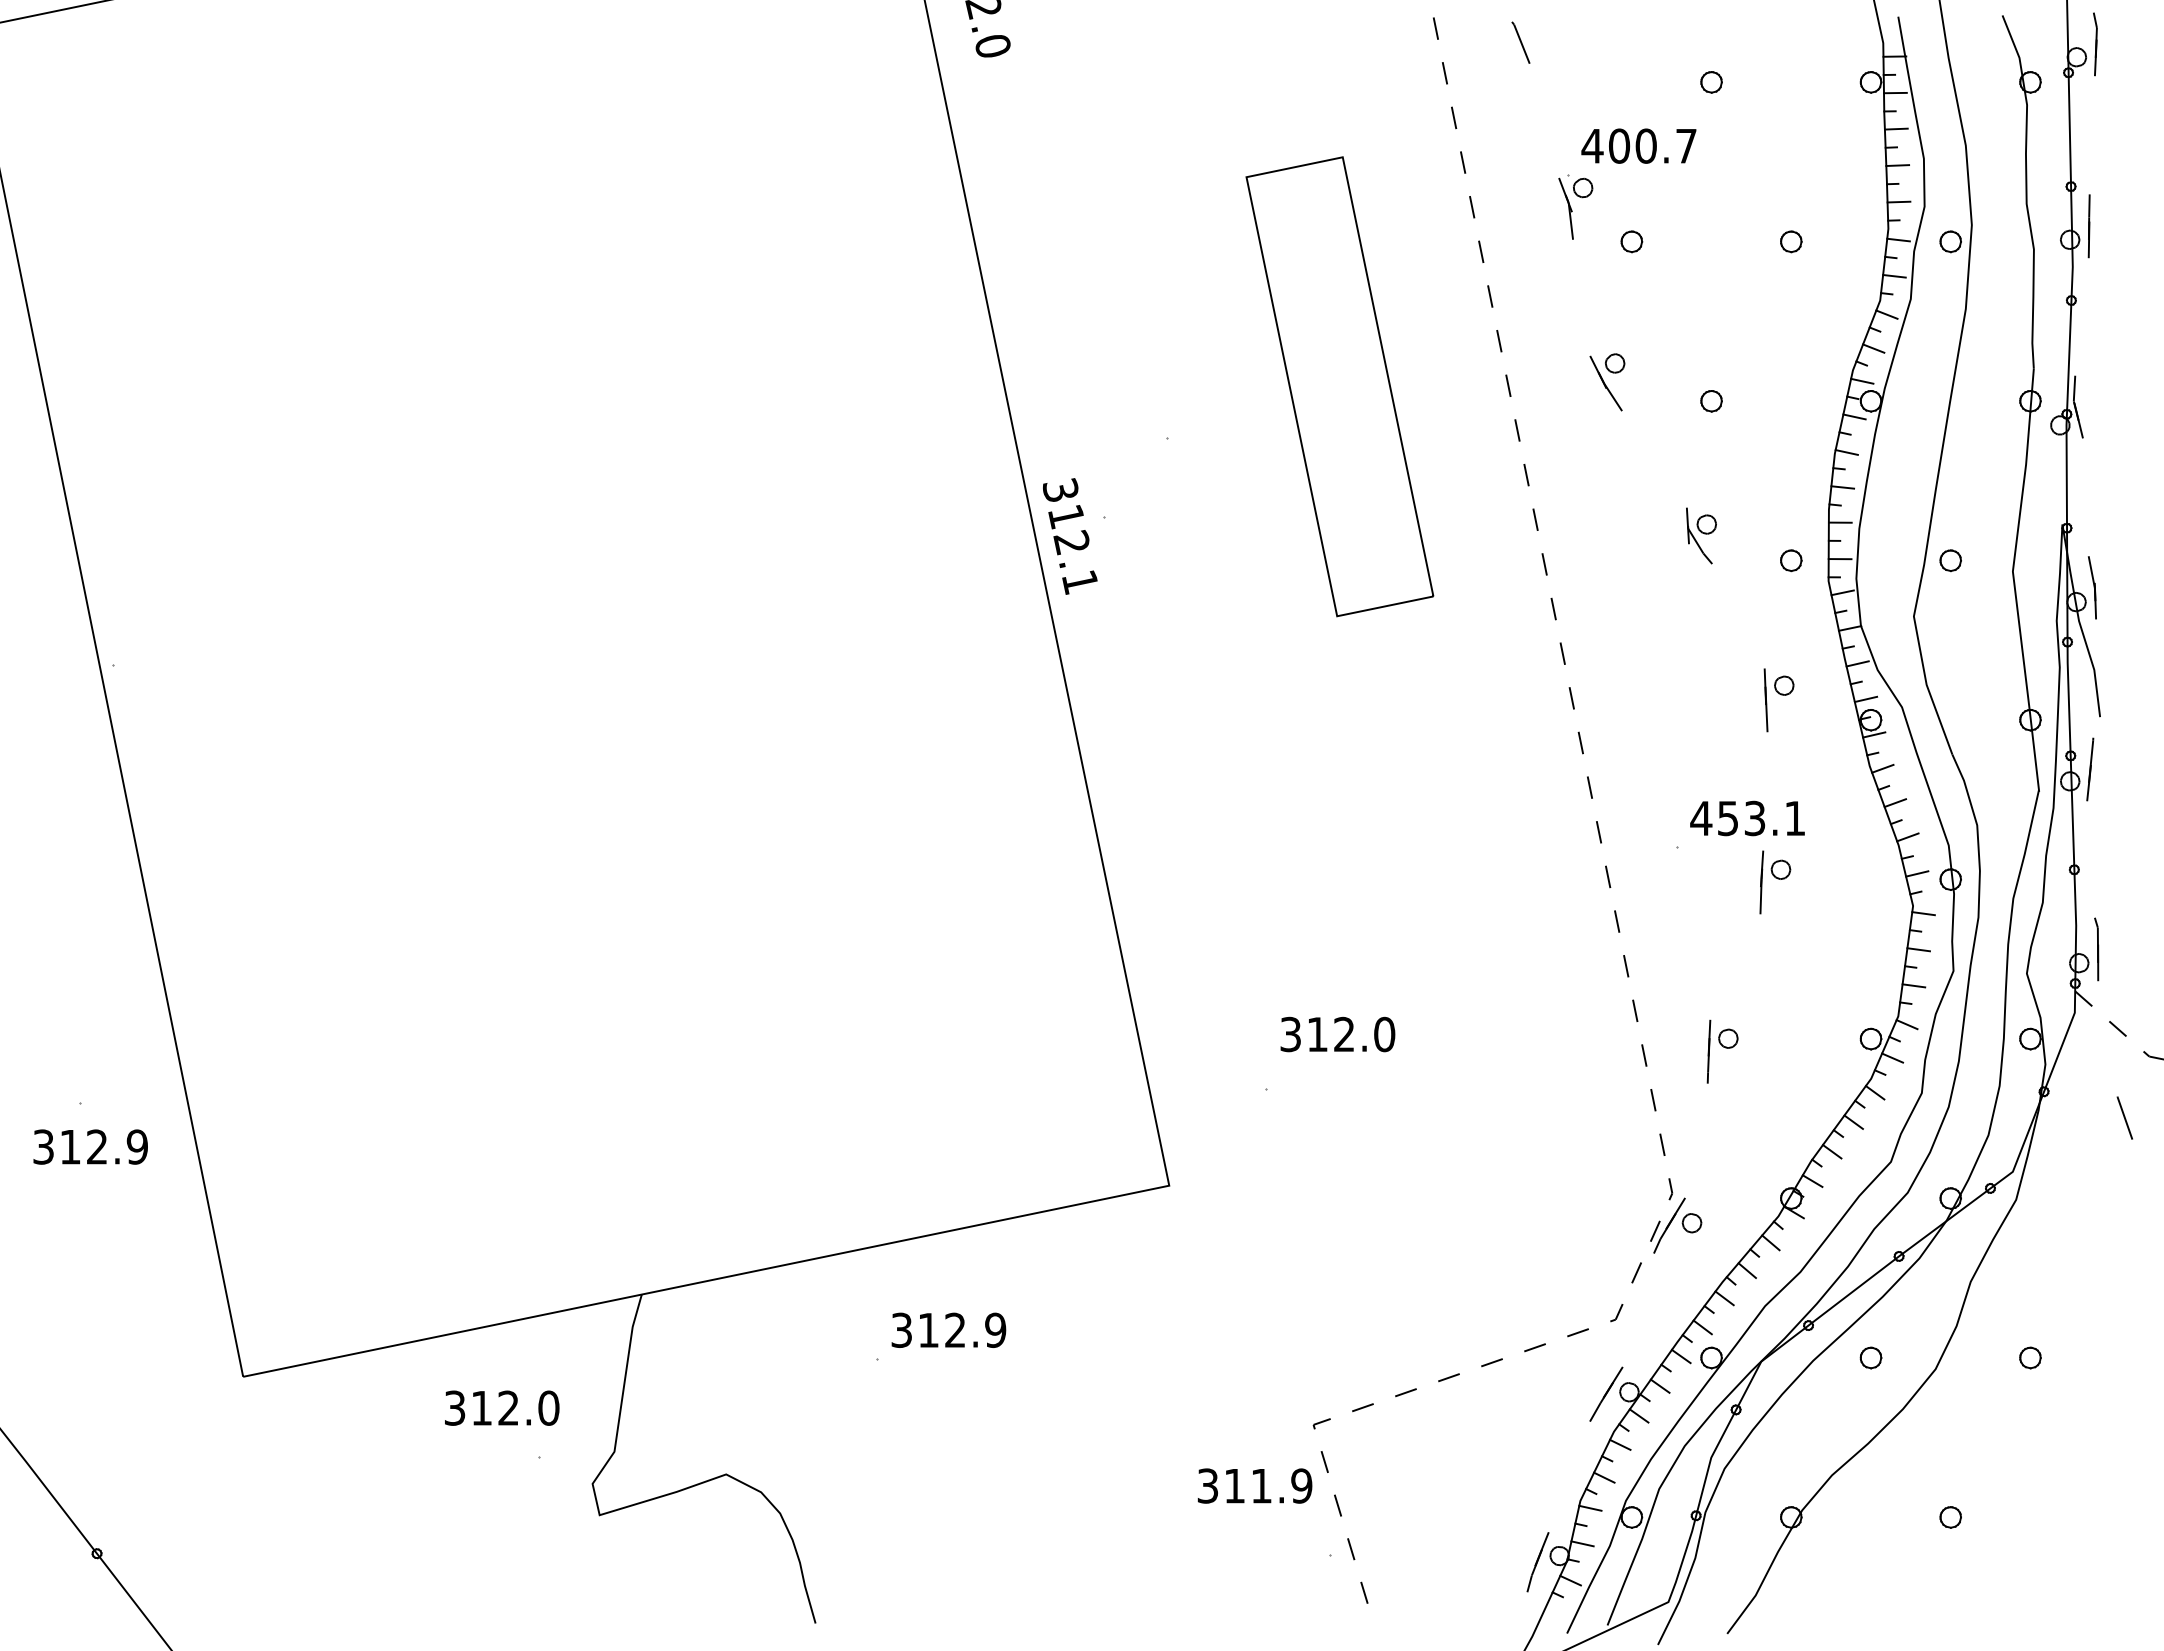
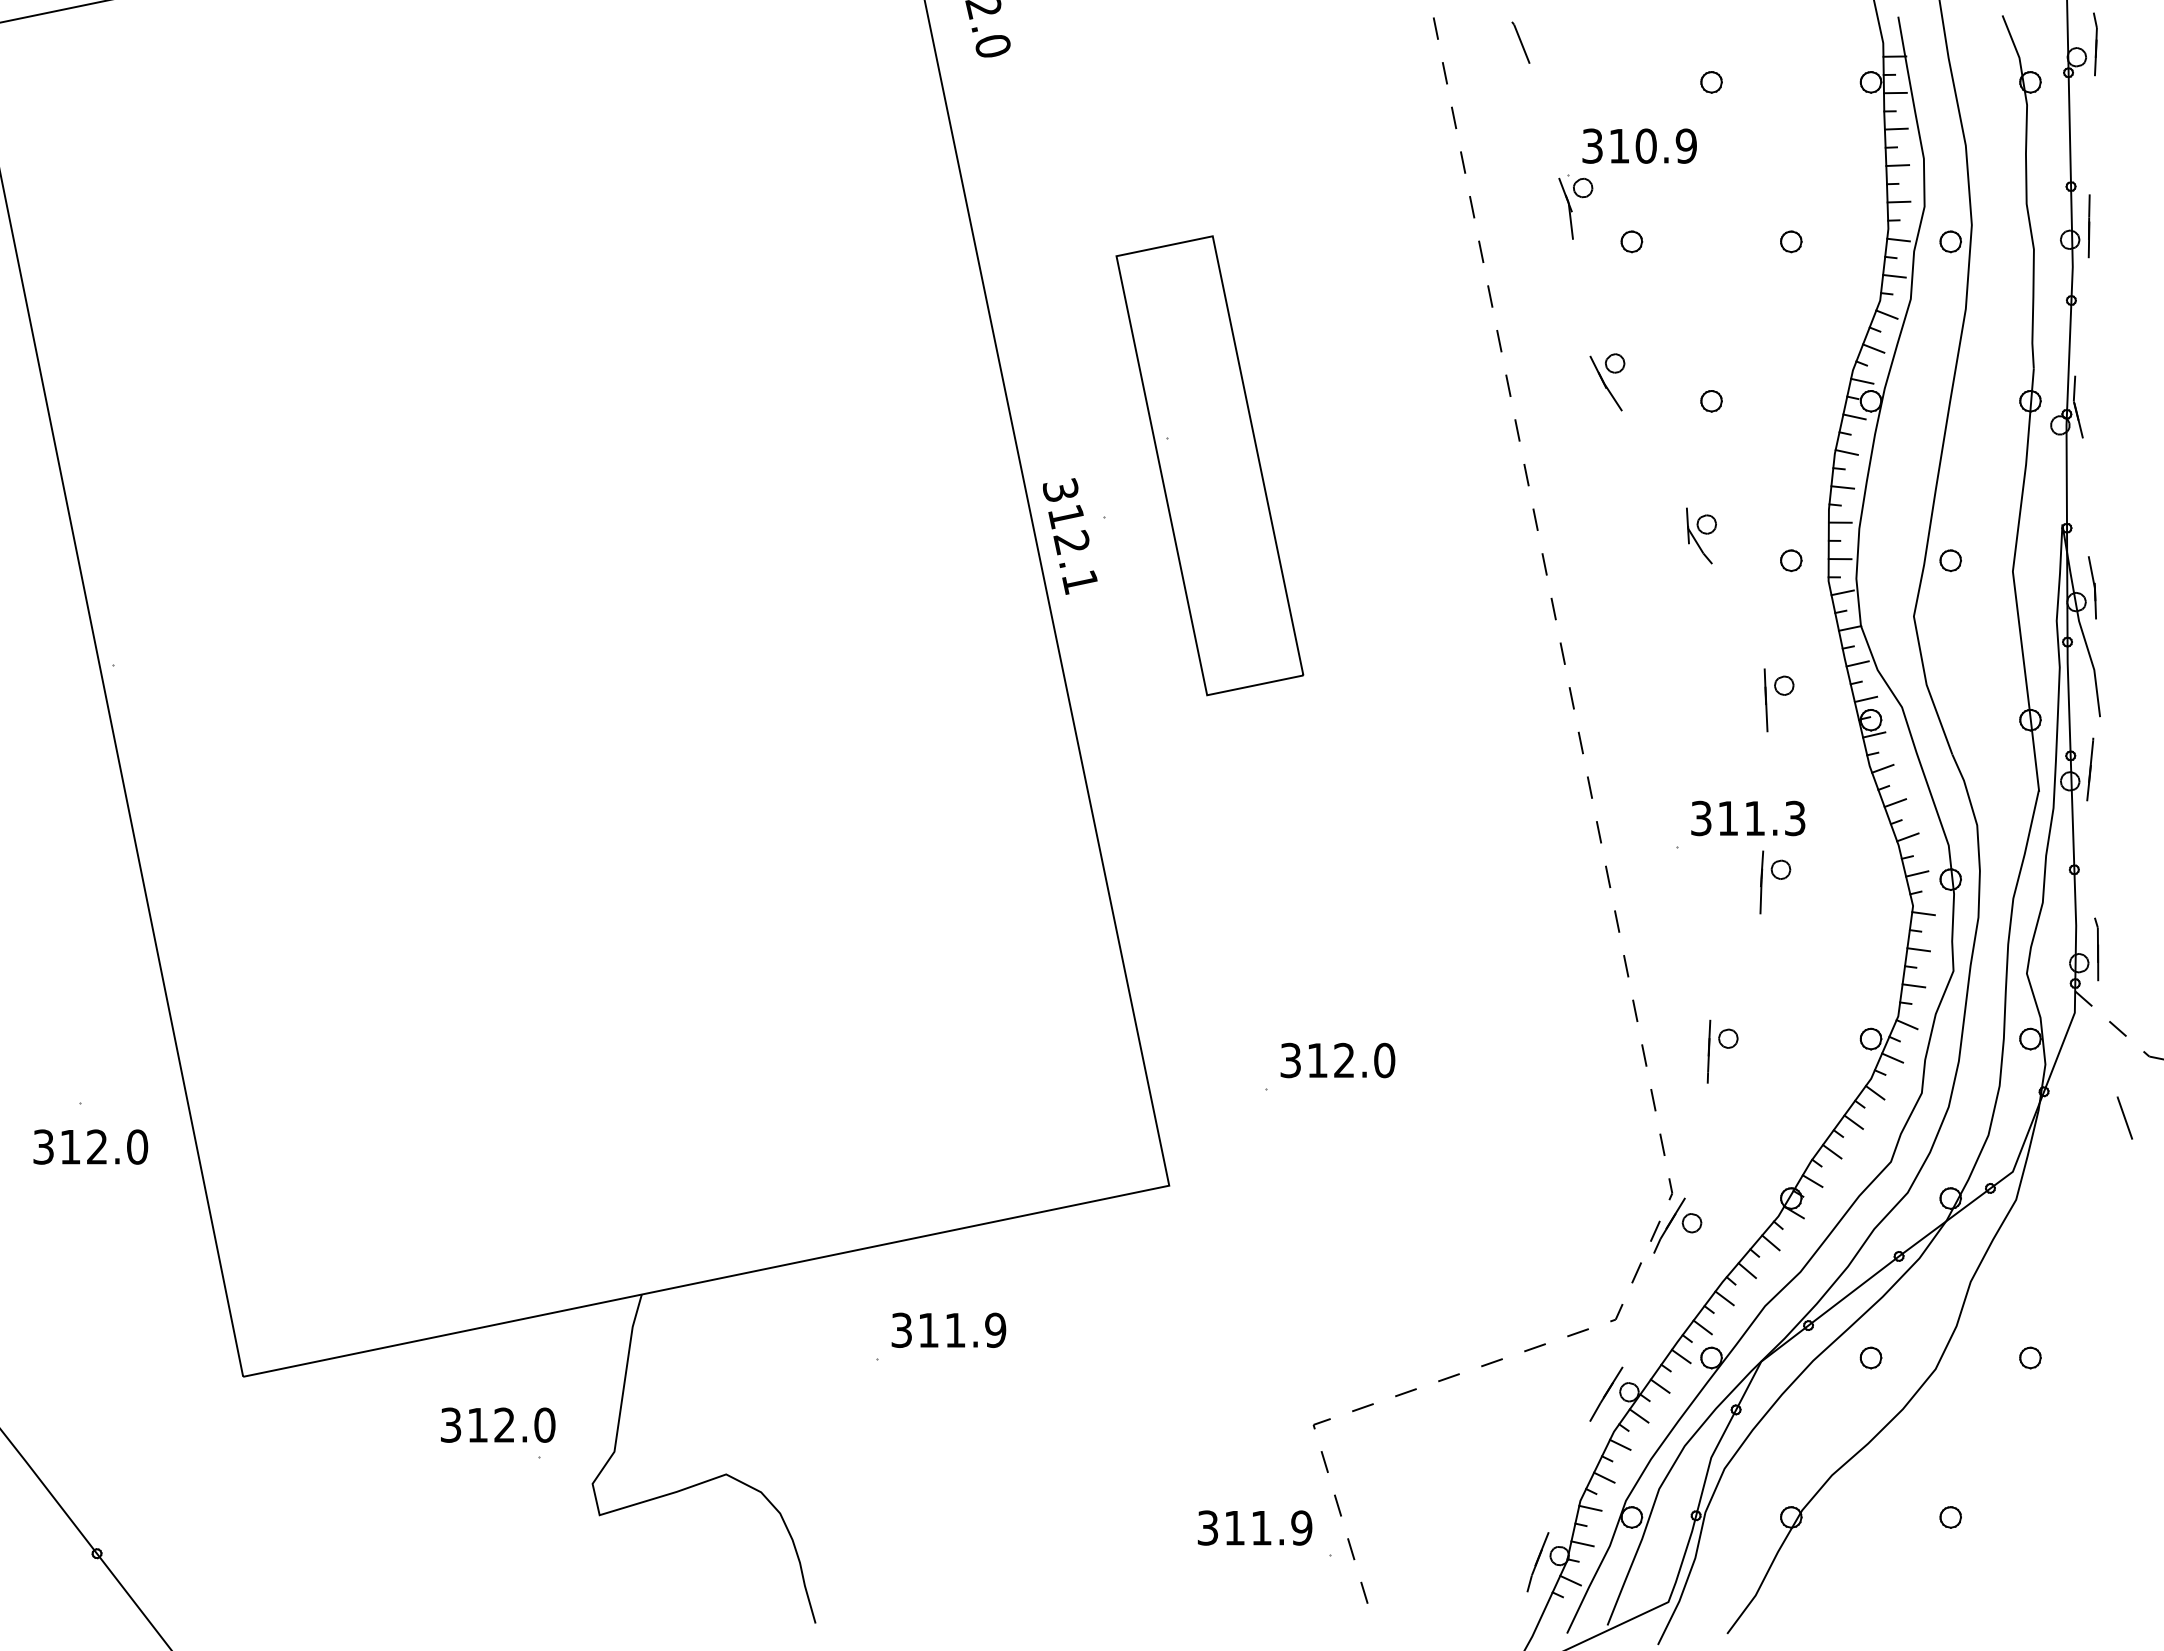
text: 400.7 -> 310.9 (1638, 145)
part position: (1339, 386) -> (1209, 465) (1209, 465)
text: 453.1 -> 311.3 (1747, 818)
text position: (1337, 1034) -> (1337, 1060) (1337, 1060)
text: 312.9 -> 312.0 (137, 1146)
text: 312.9 -> 311.9 (955, 1329)
text position: (502, 1407) -> (498, 1424) (498, 1424)
text position: (1254, 1485) -> (1254, 1527) (1254, 1527)
